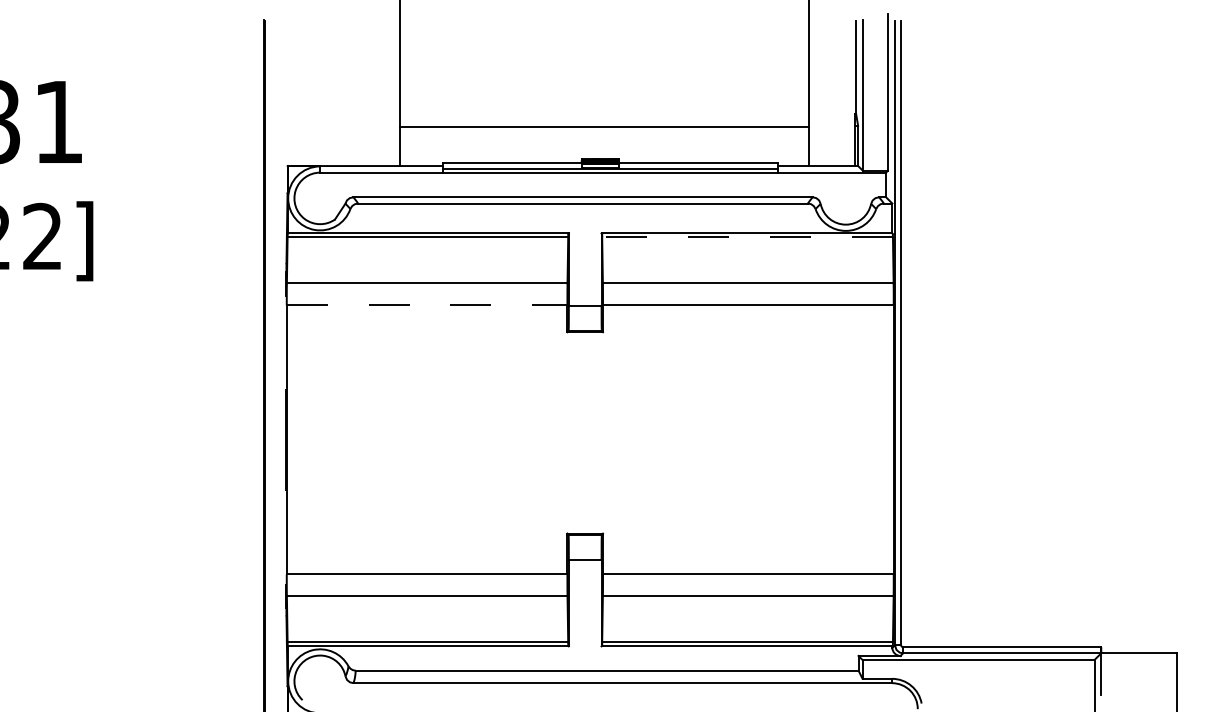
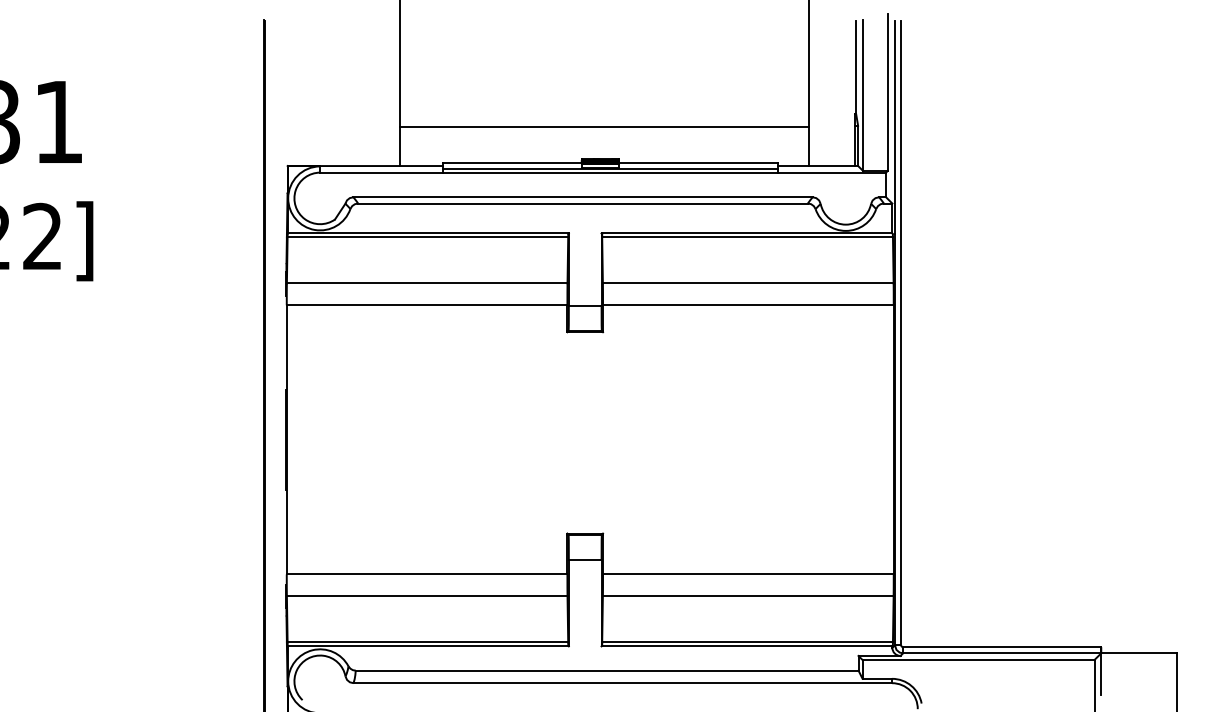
line: dashed -> solid (747, 237)
line: dashed -> solid (427, 305)
